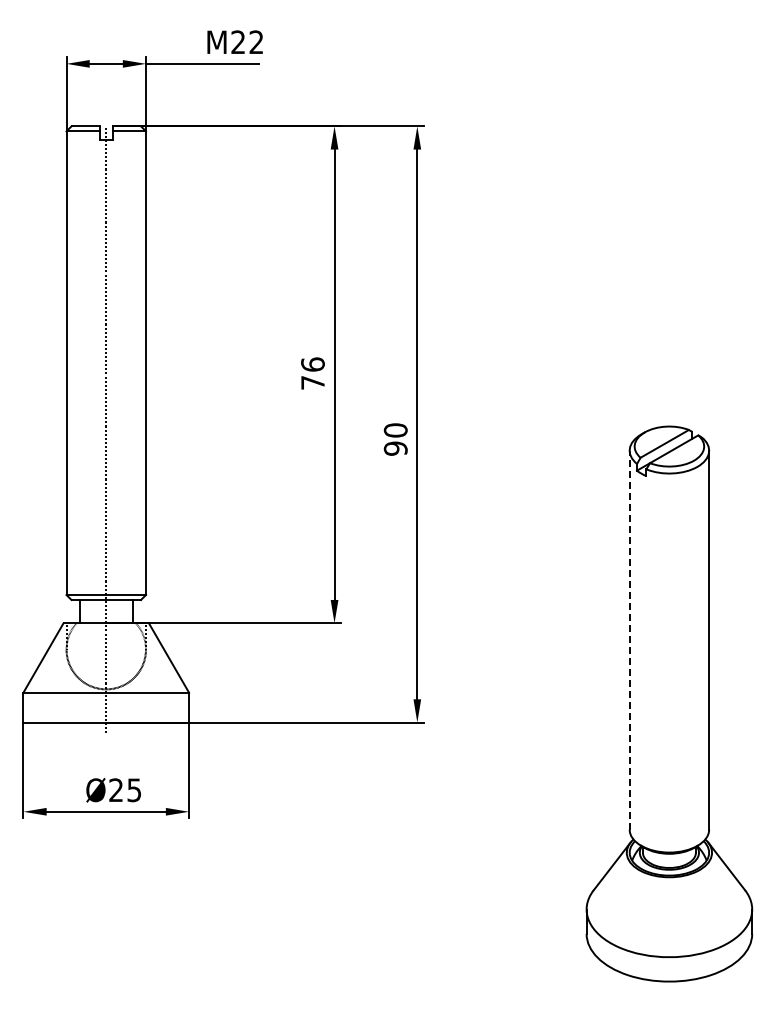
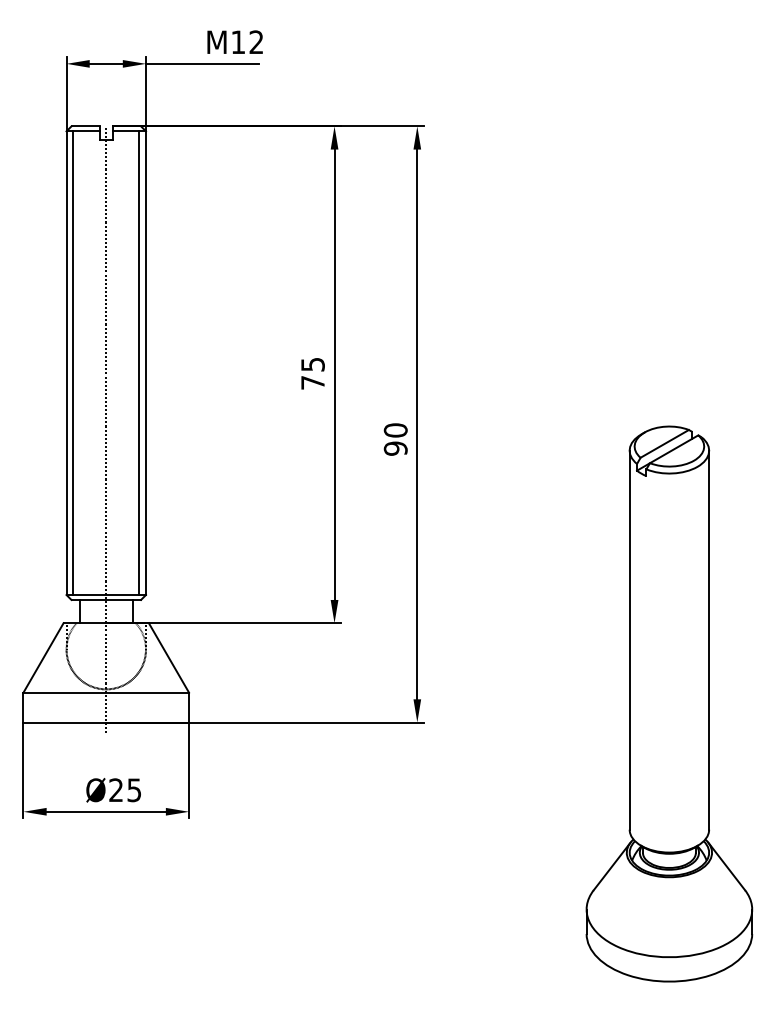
text: M22 -> M12 (237, 41)
line: none -> present (73, 363)
line: none -> present (139, 363)
text: 76 -> 75 (312, 364)
line: dashed -> solid (629, 640)
